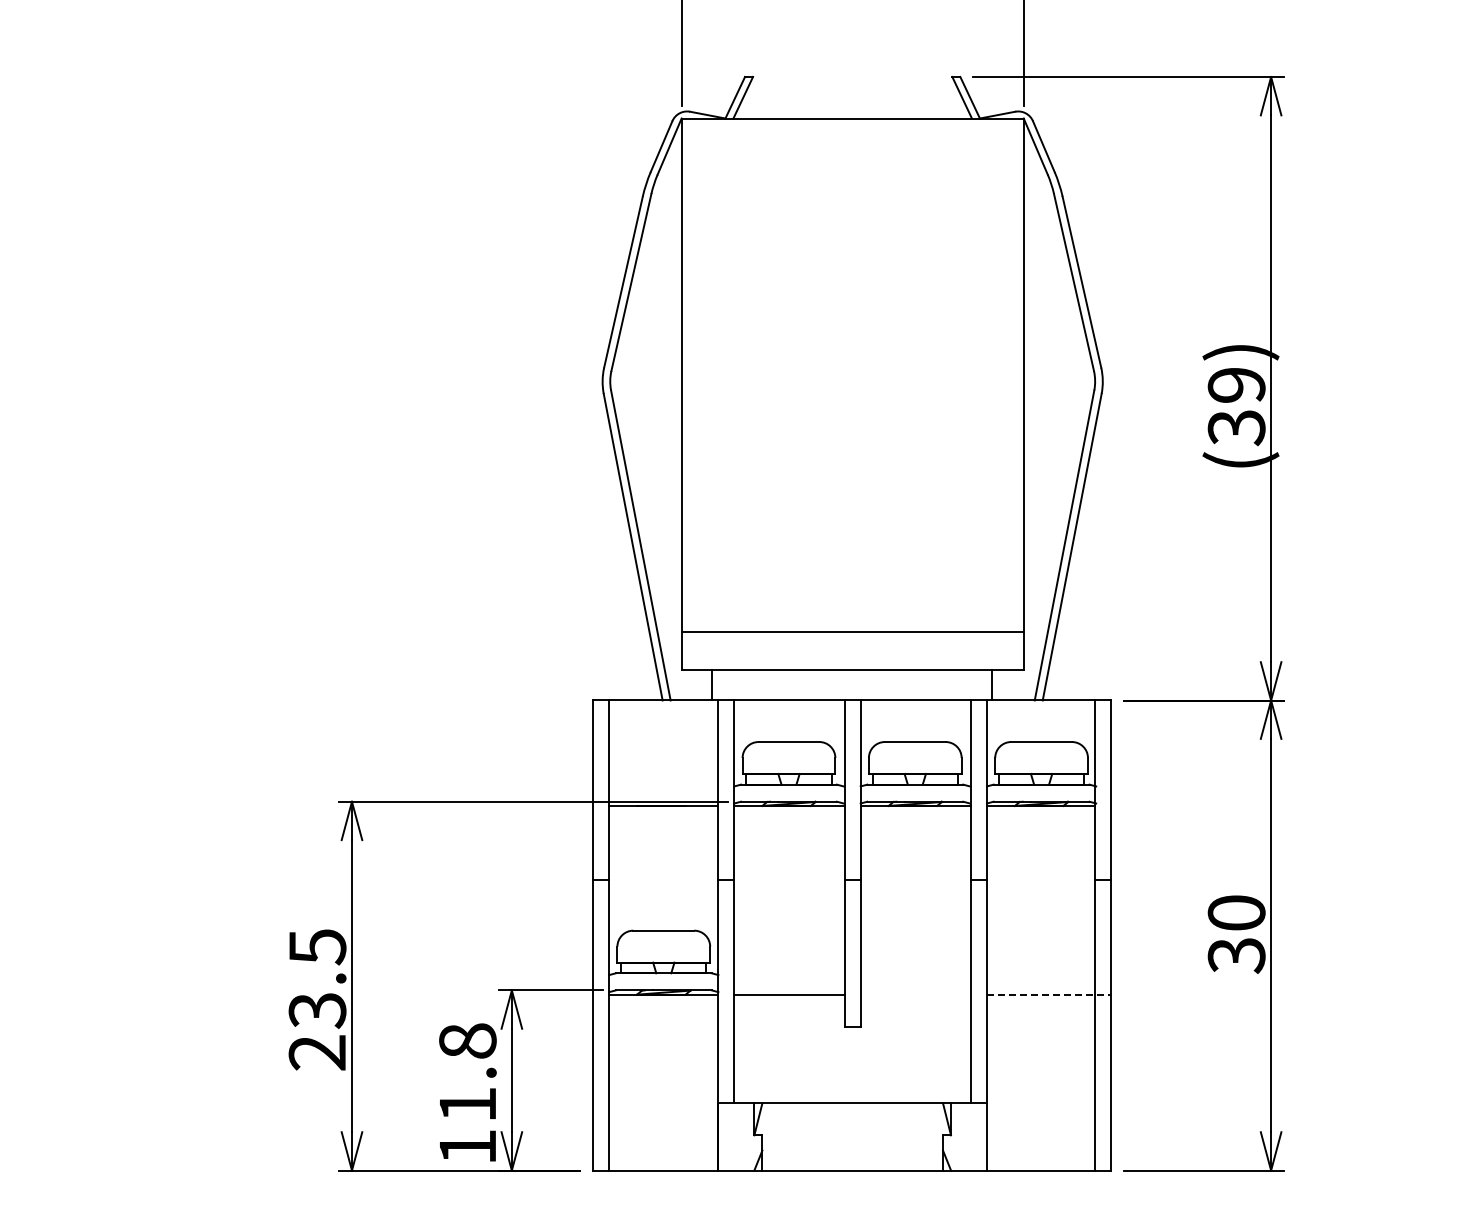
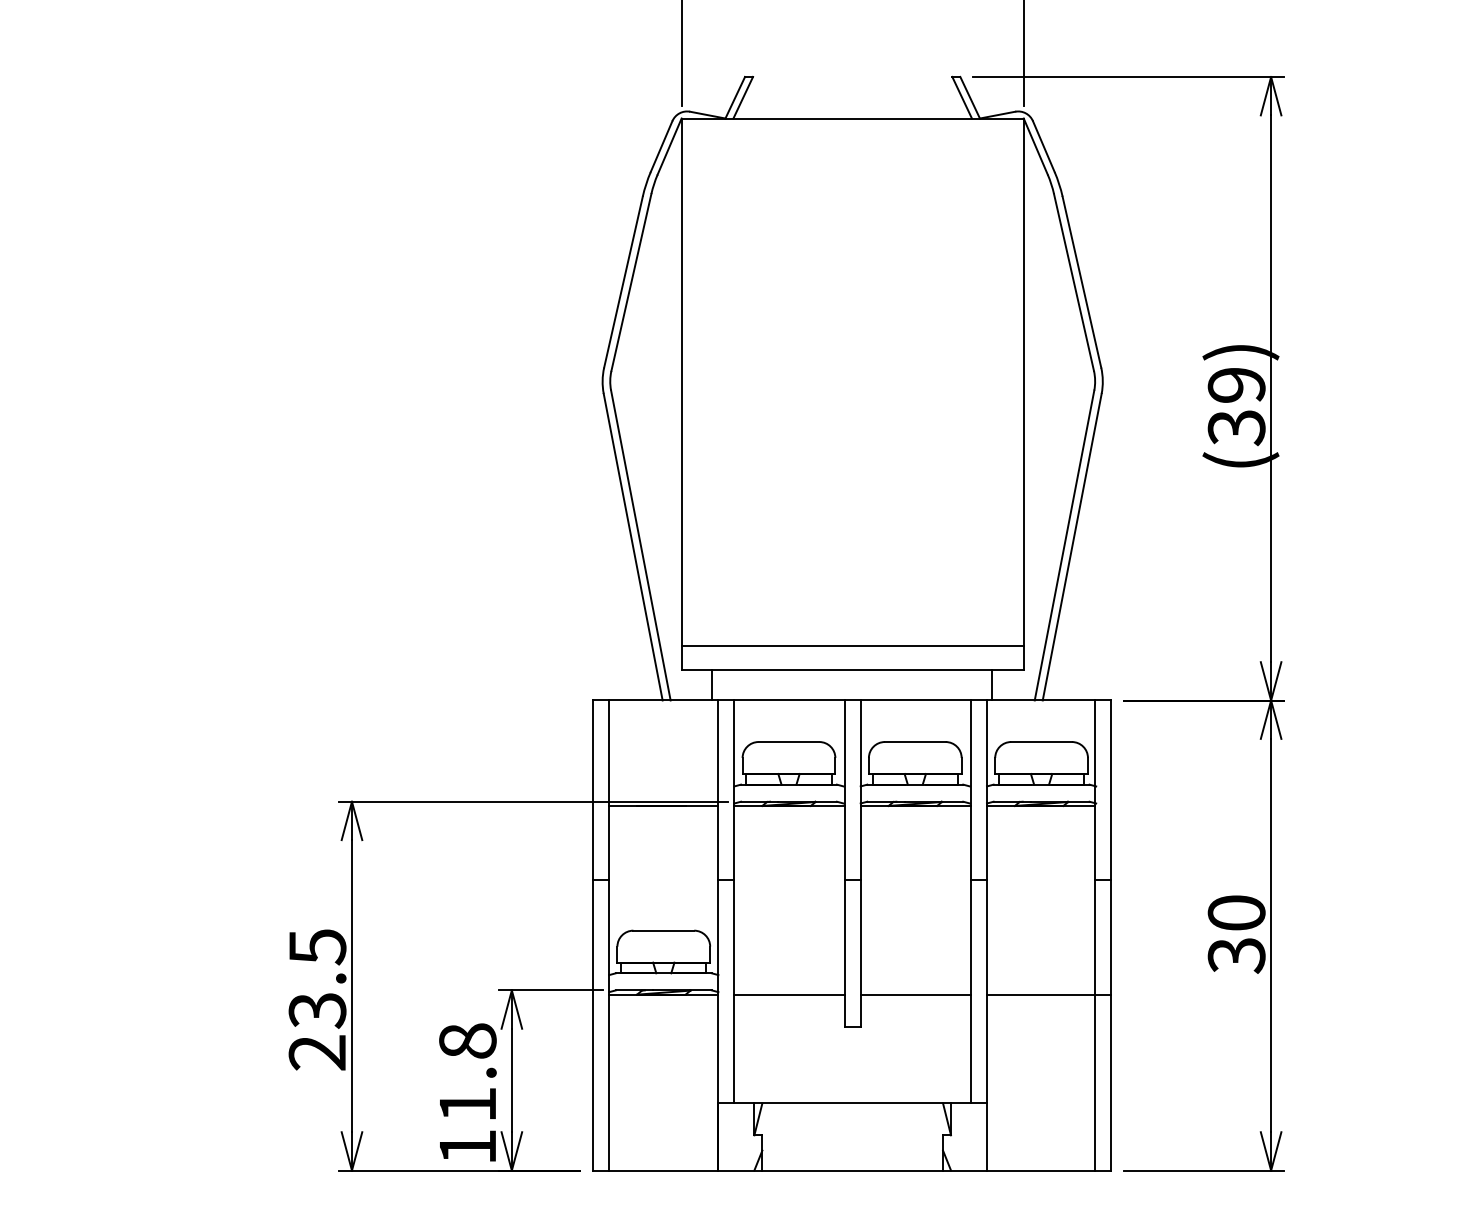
line position: (852, 632) -> (852, 646) (852, 646)
line: none -> present (915, 994)
line: dashed -> solid (1049, 994)
